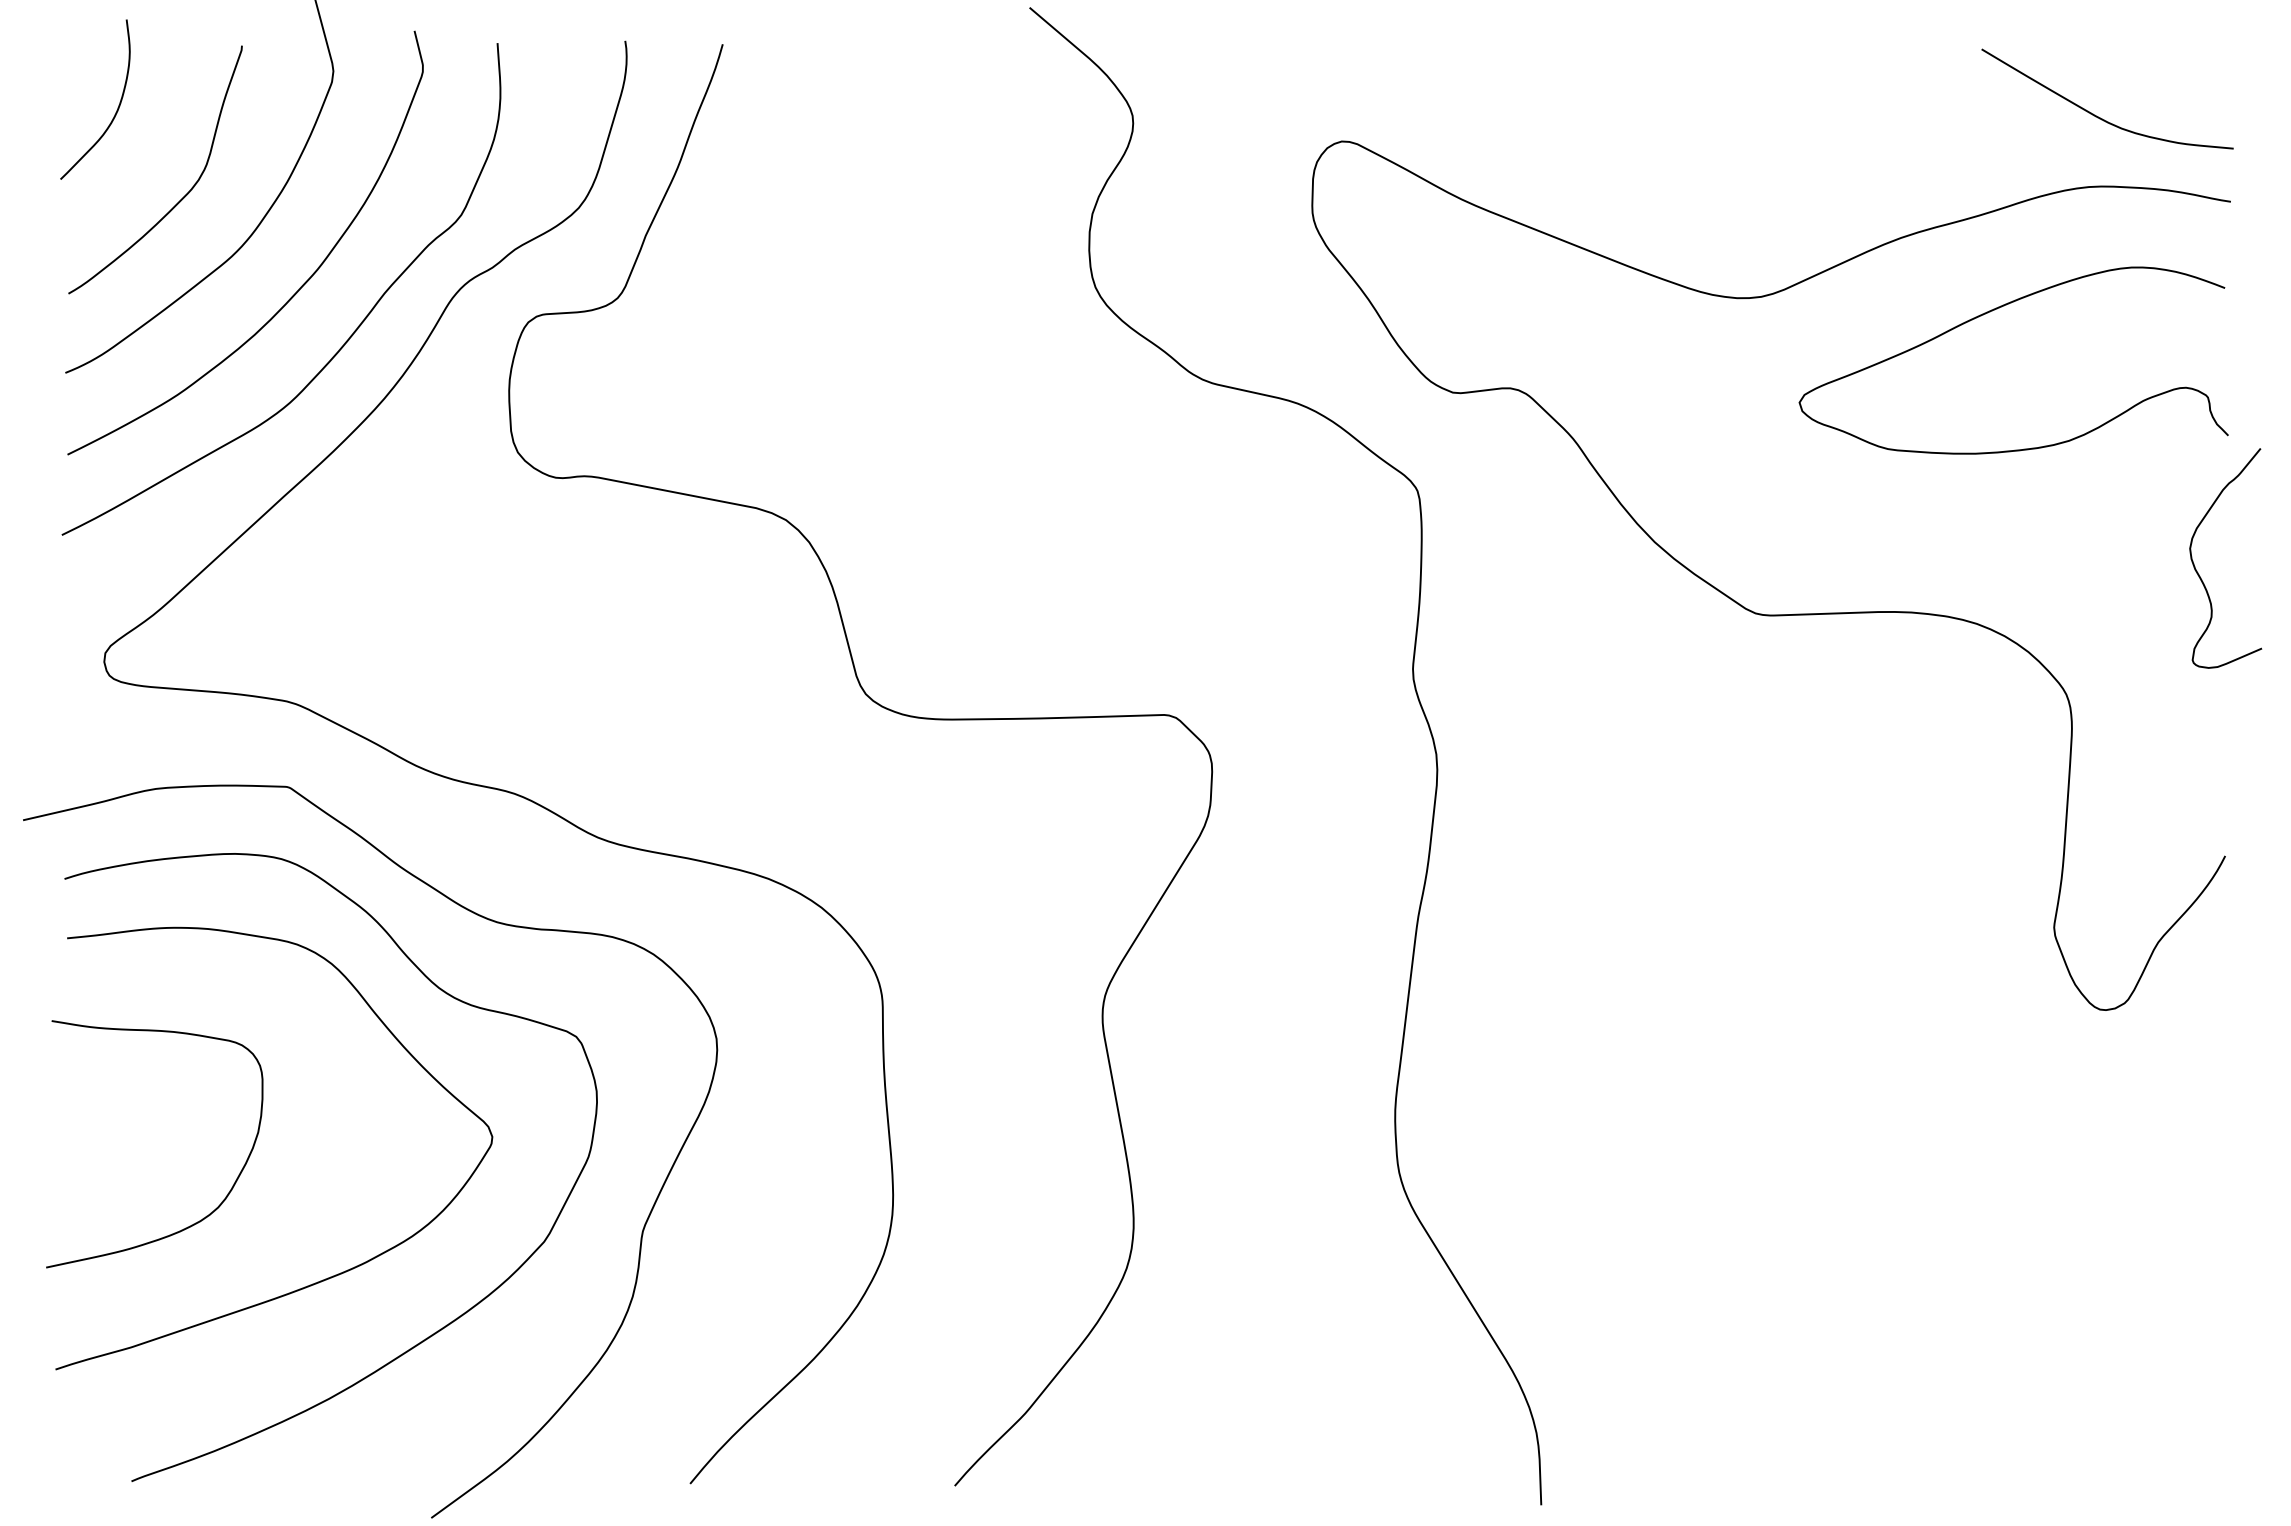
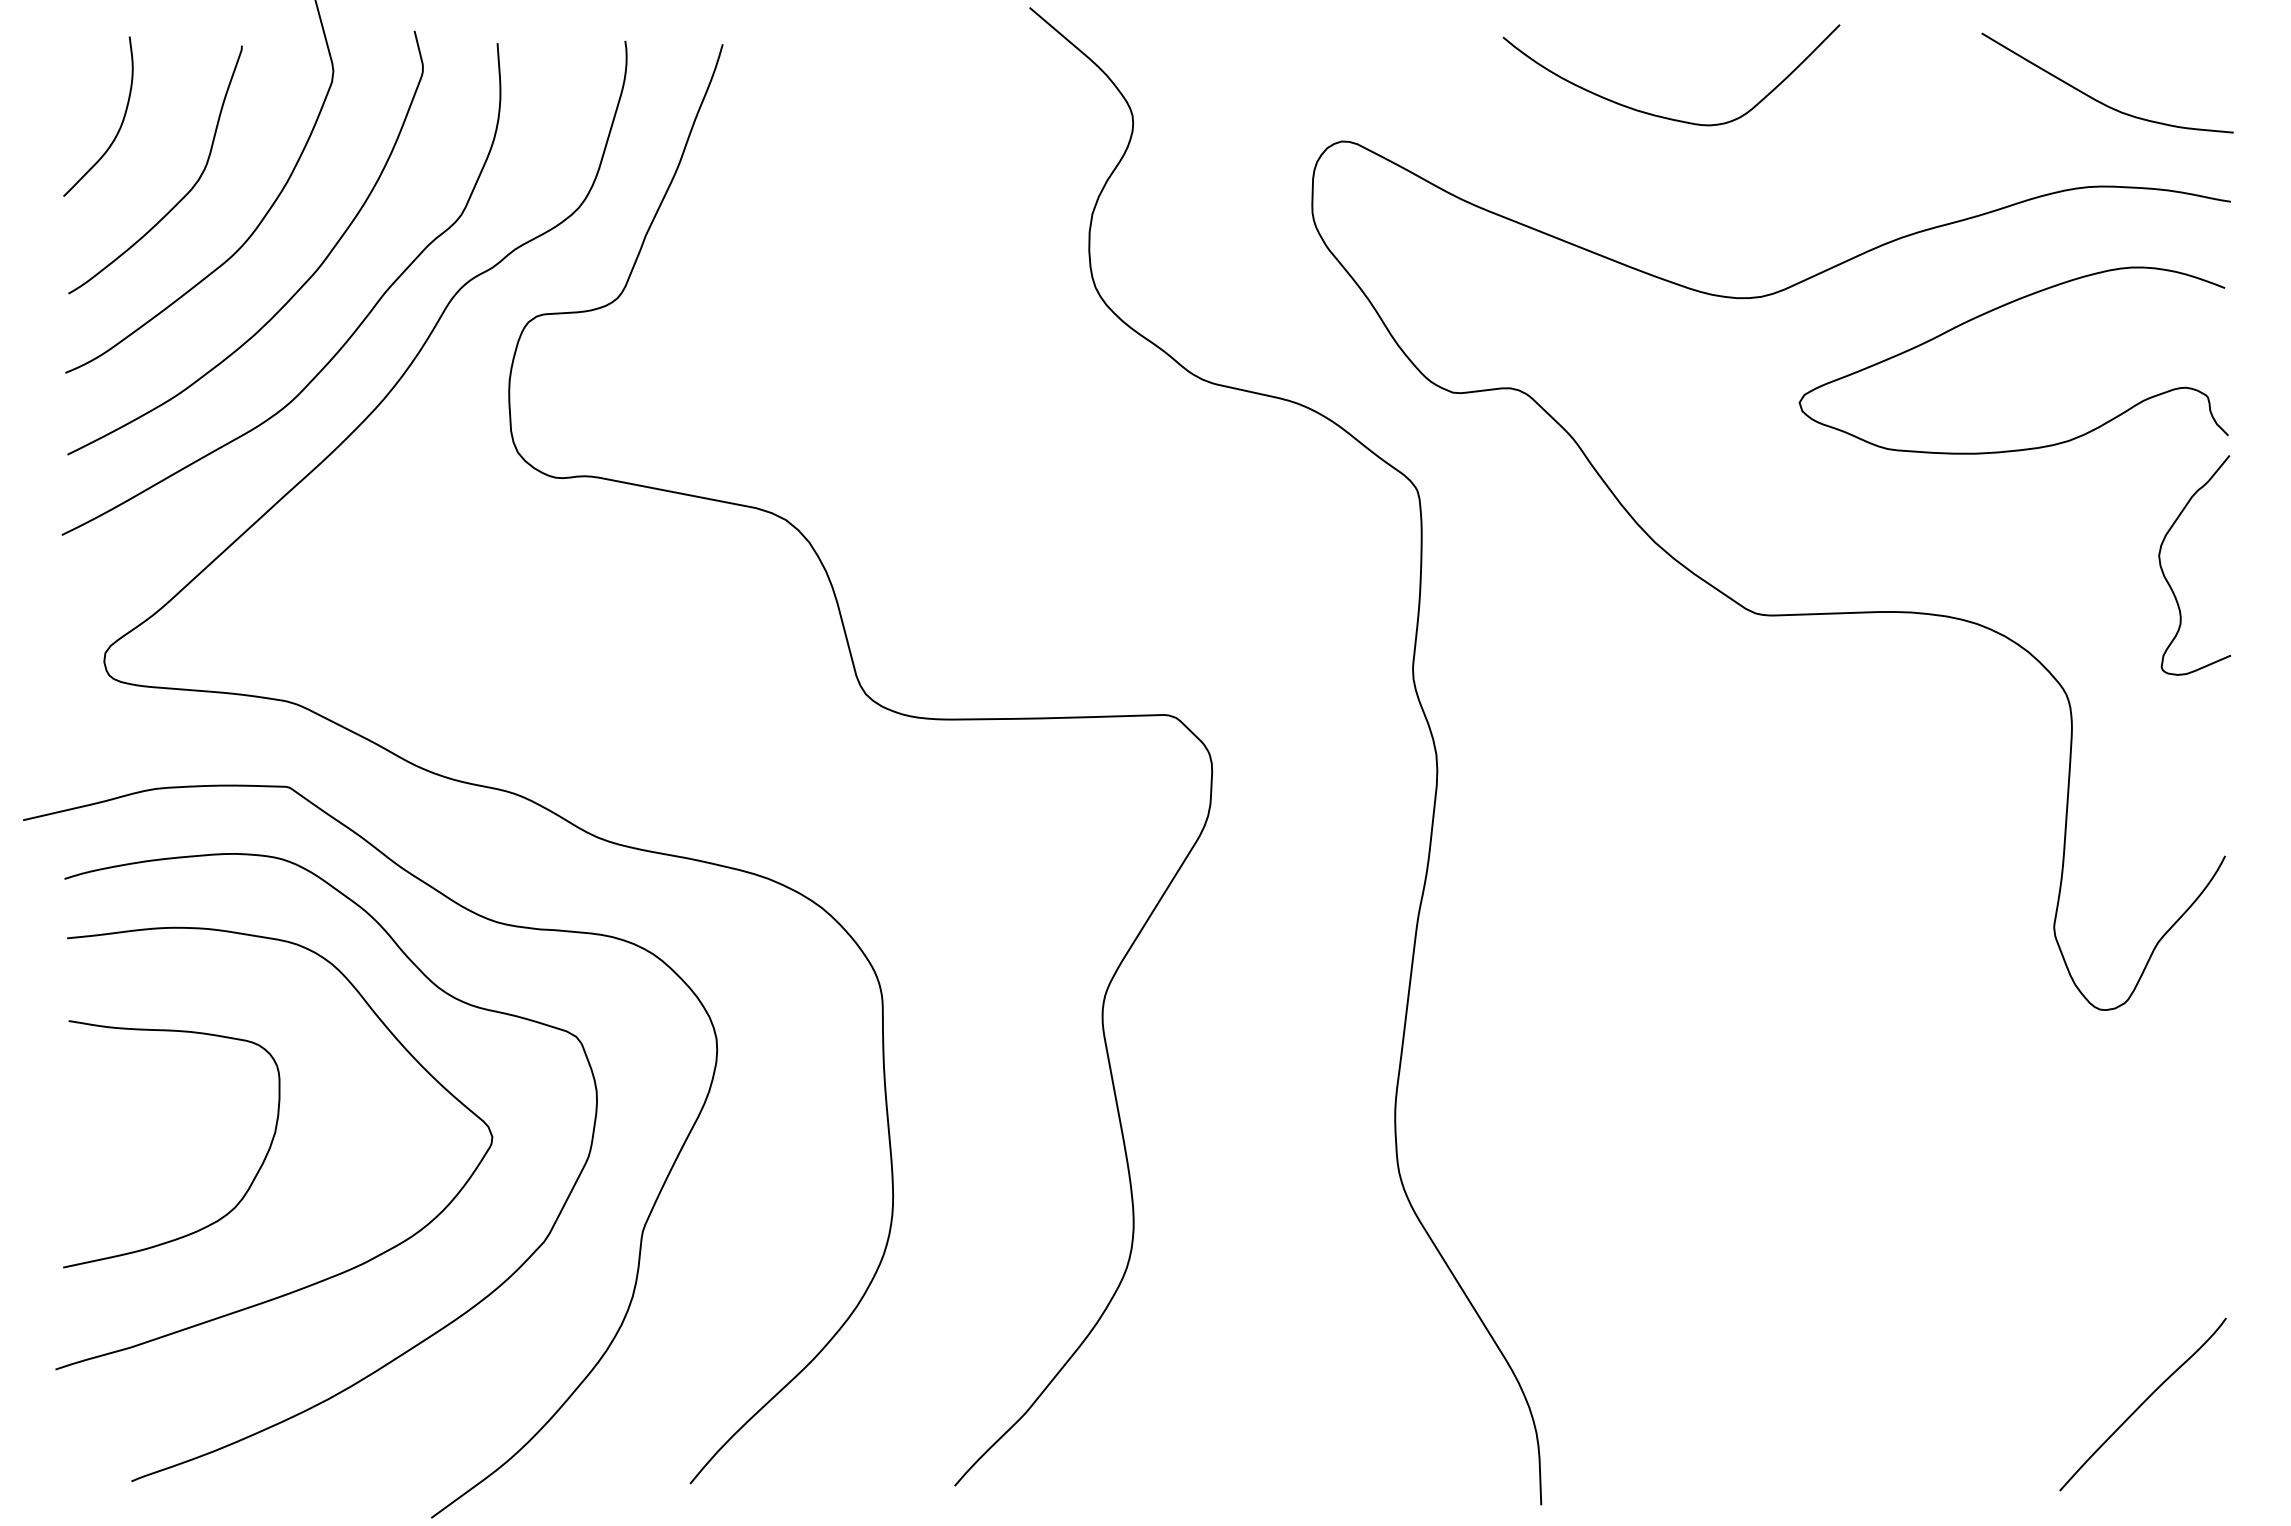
curve position: (117, 107) -> (120, 124) (120, 124)
curve: none -> present (1660, 115)
curve position: (2098, 116) -> (2098, 100) (2098, 100)
curve position: (2198, 572) -> (2167, 579) (2167, 579)
curve position: (227, 1193) -> (244, 1193) (244, 1193)
curve: none -> present (2142, 1404)
